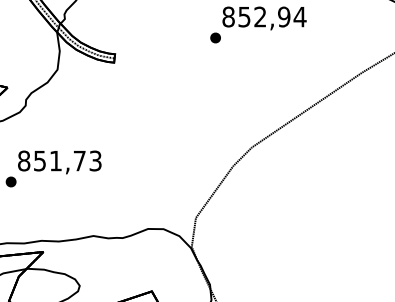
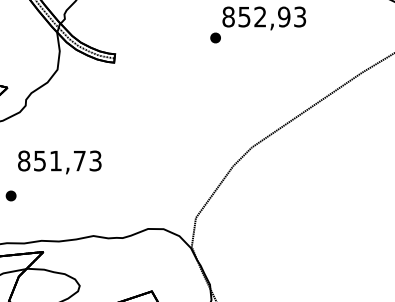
text: 852,94 -> 852,93 (299, 16)
part position: (10, 181) -> (10, 195) (10, 195)
